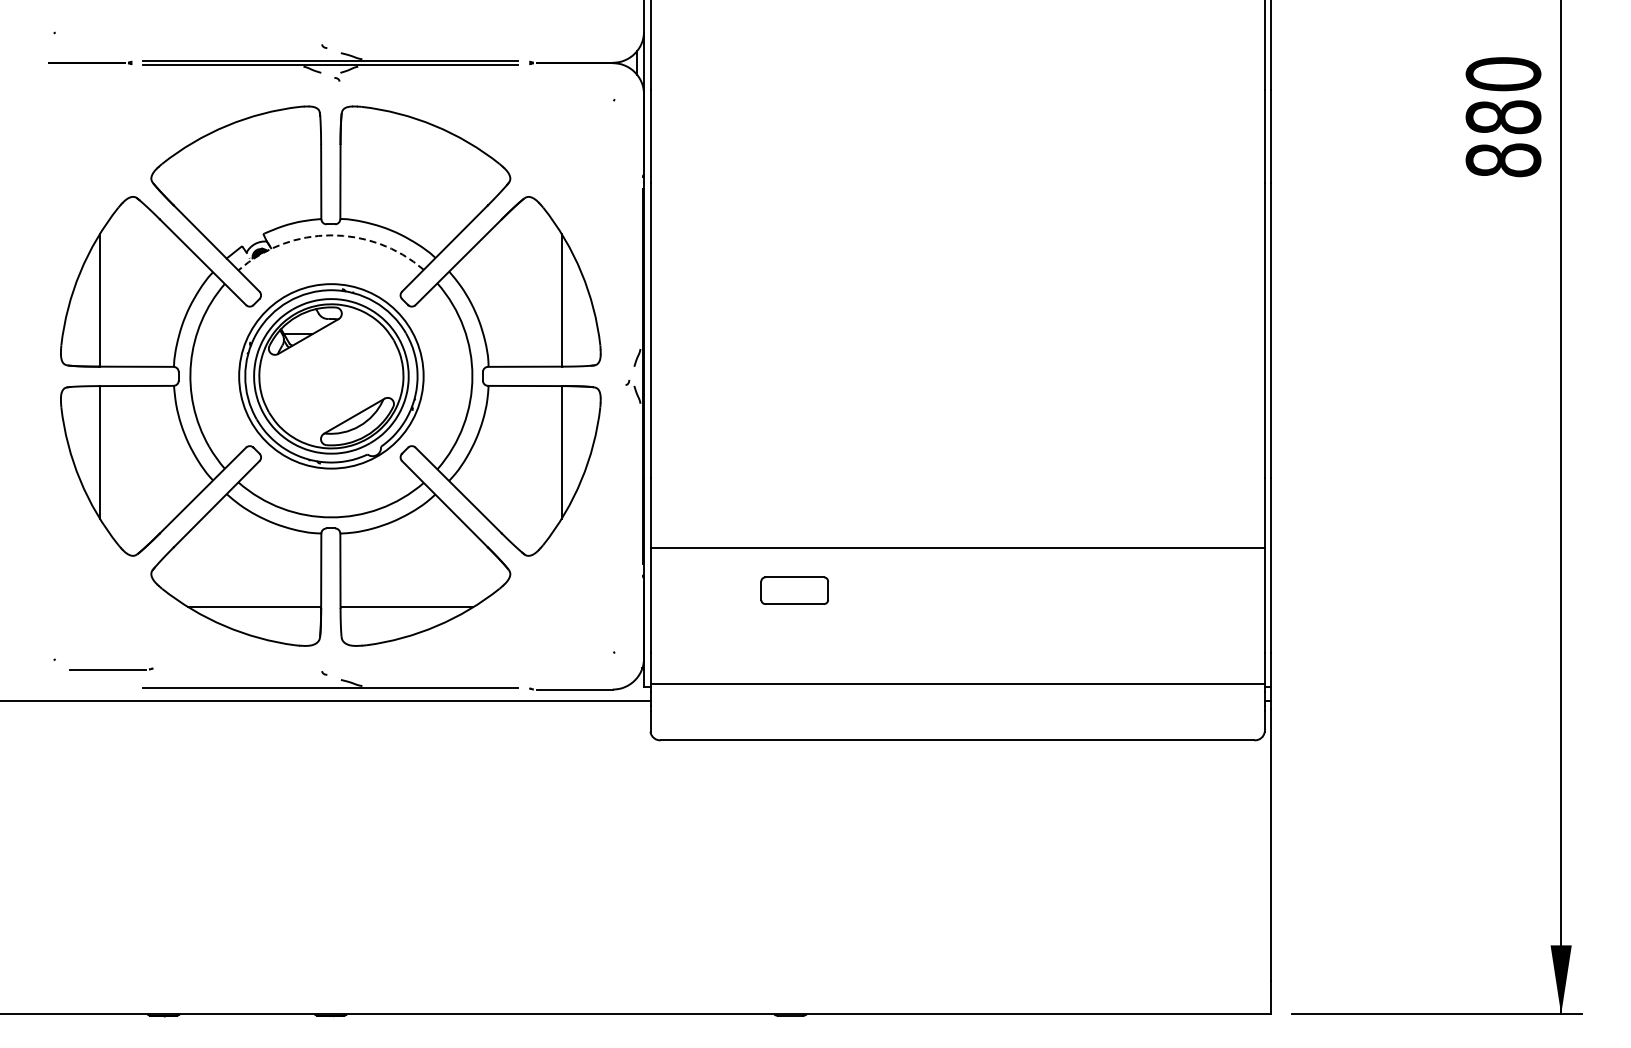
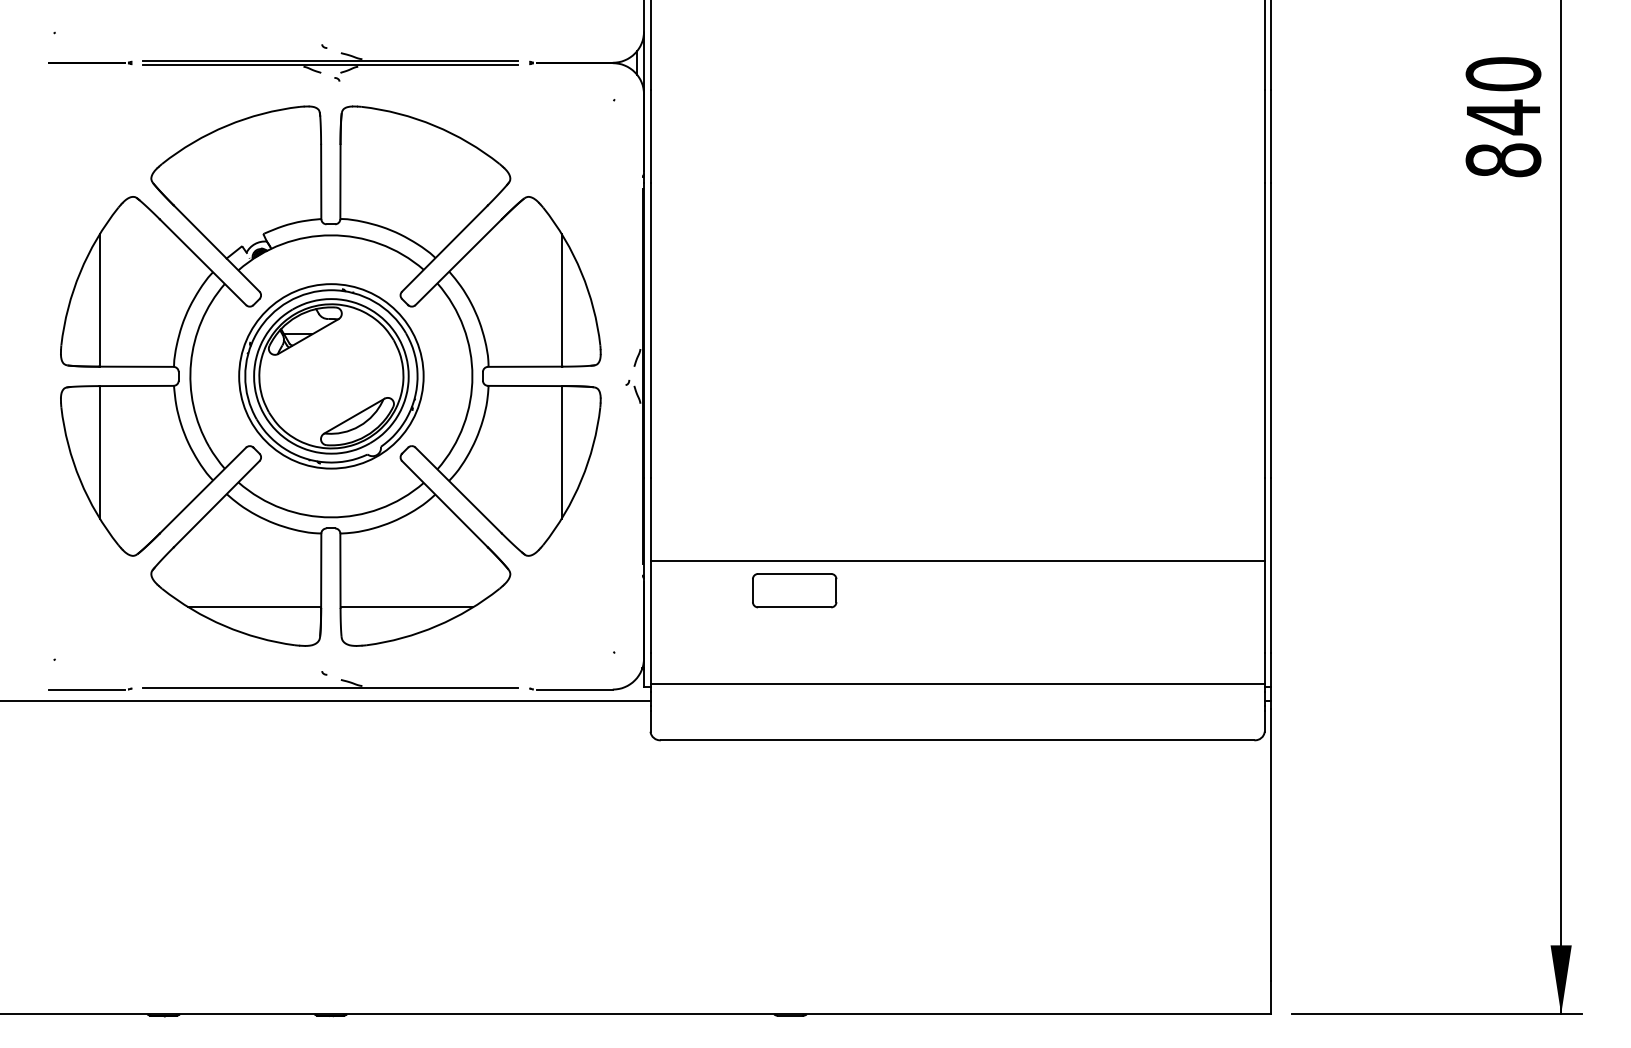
text: 880 -> 840 (1503, 117)
arc: dashed -> solid (331, 235)
line position: (957, 548) -> (957, 561) (957, 561)
part size: 69x29 px -> 86x36 px (794, 590)
part position: (111, 668) -> (90, 688) (90, 688)
